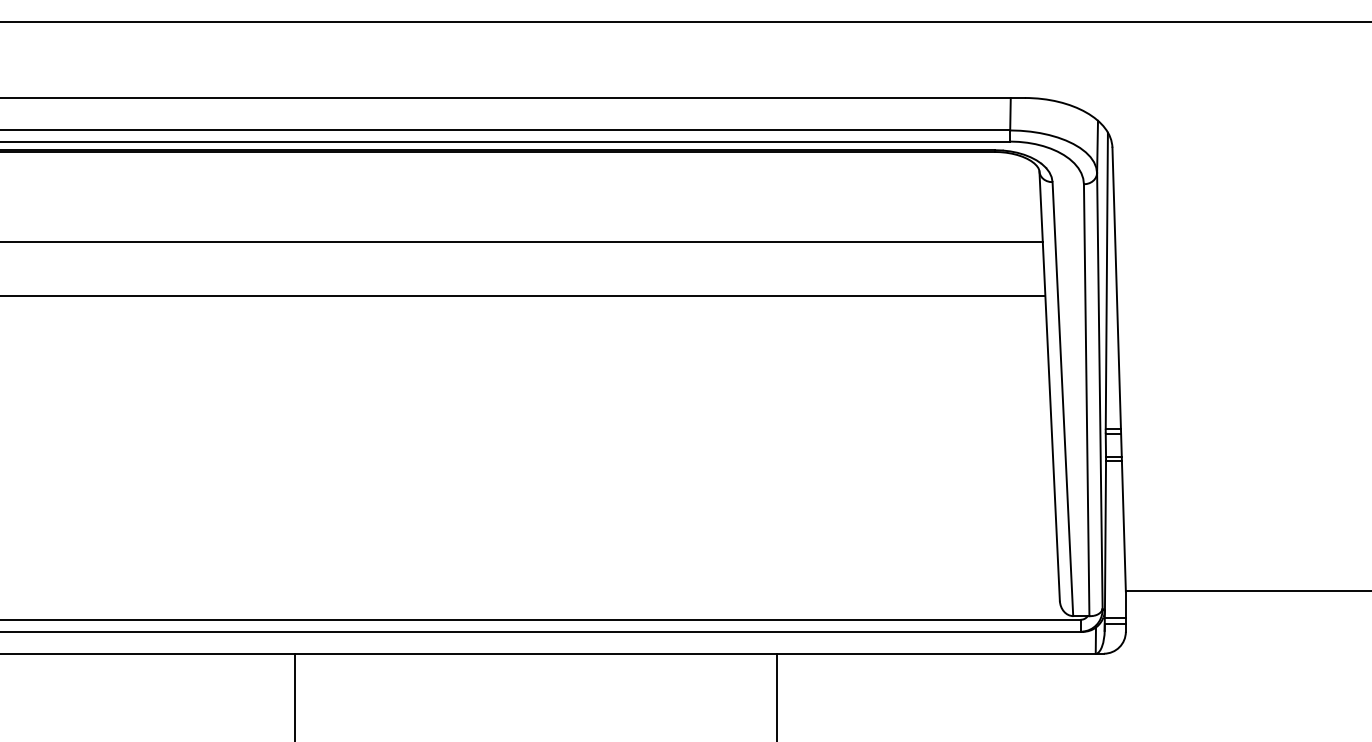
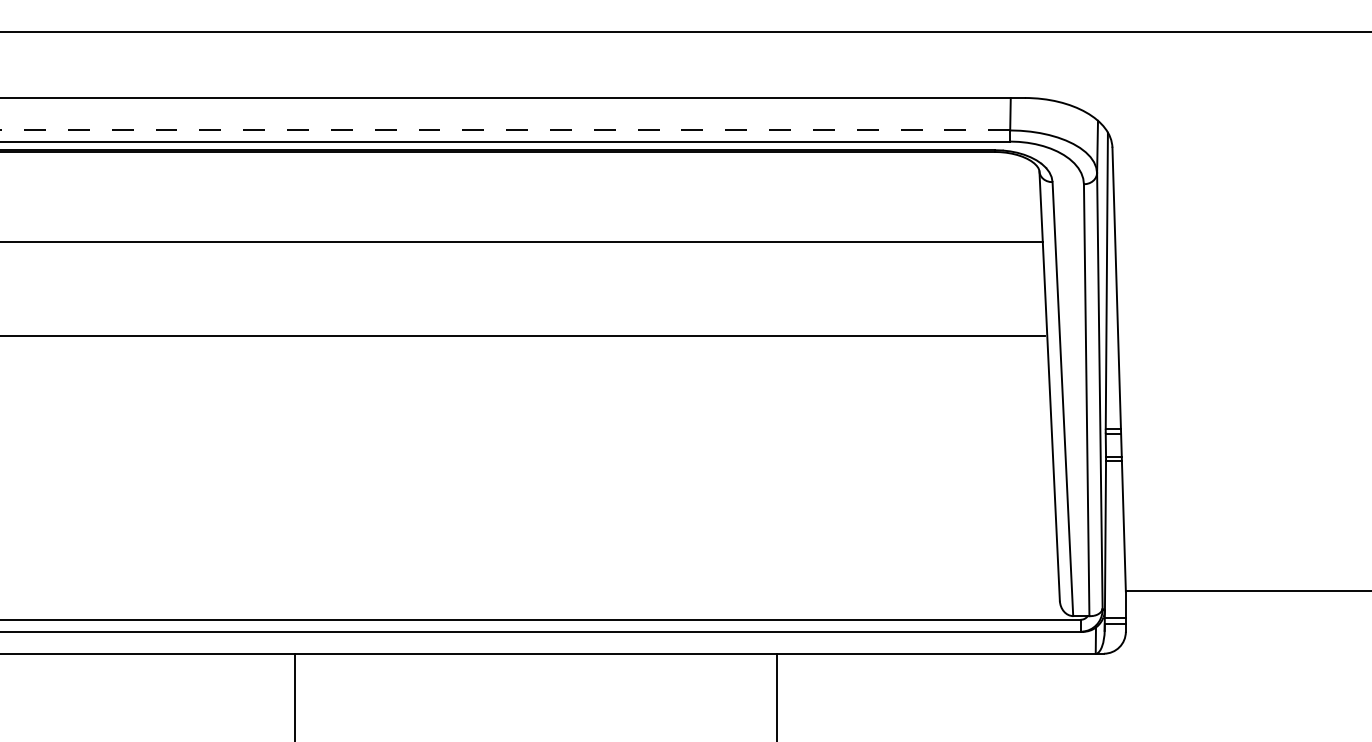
line position: (685, 22) -> (685, 32) (685, 32)
line: solid -> dashed (504, 130)
line position: (523, 296) -> (523, 336) (523, 336)
